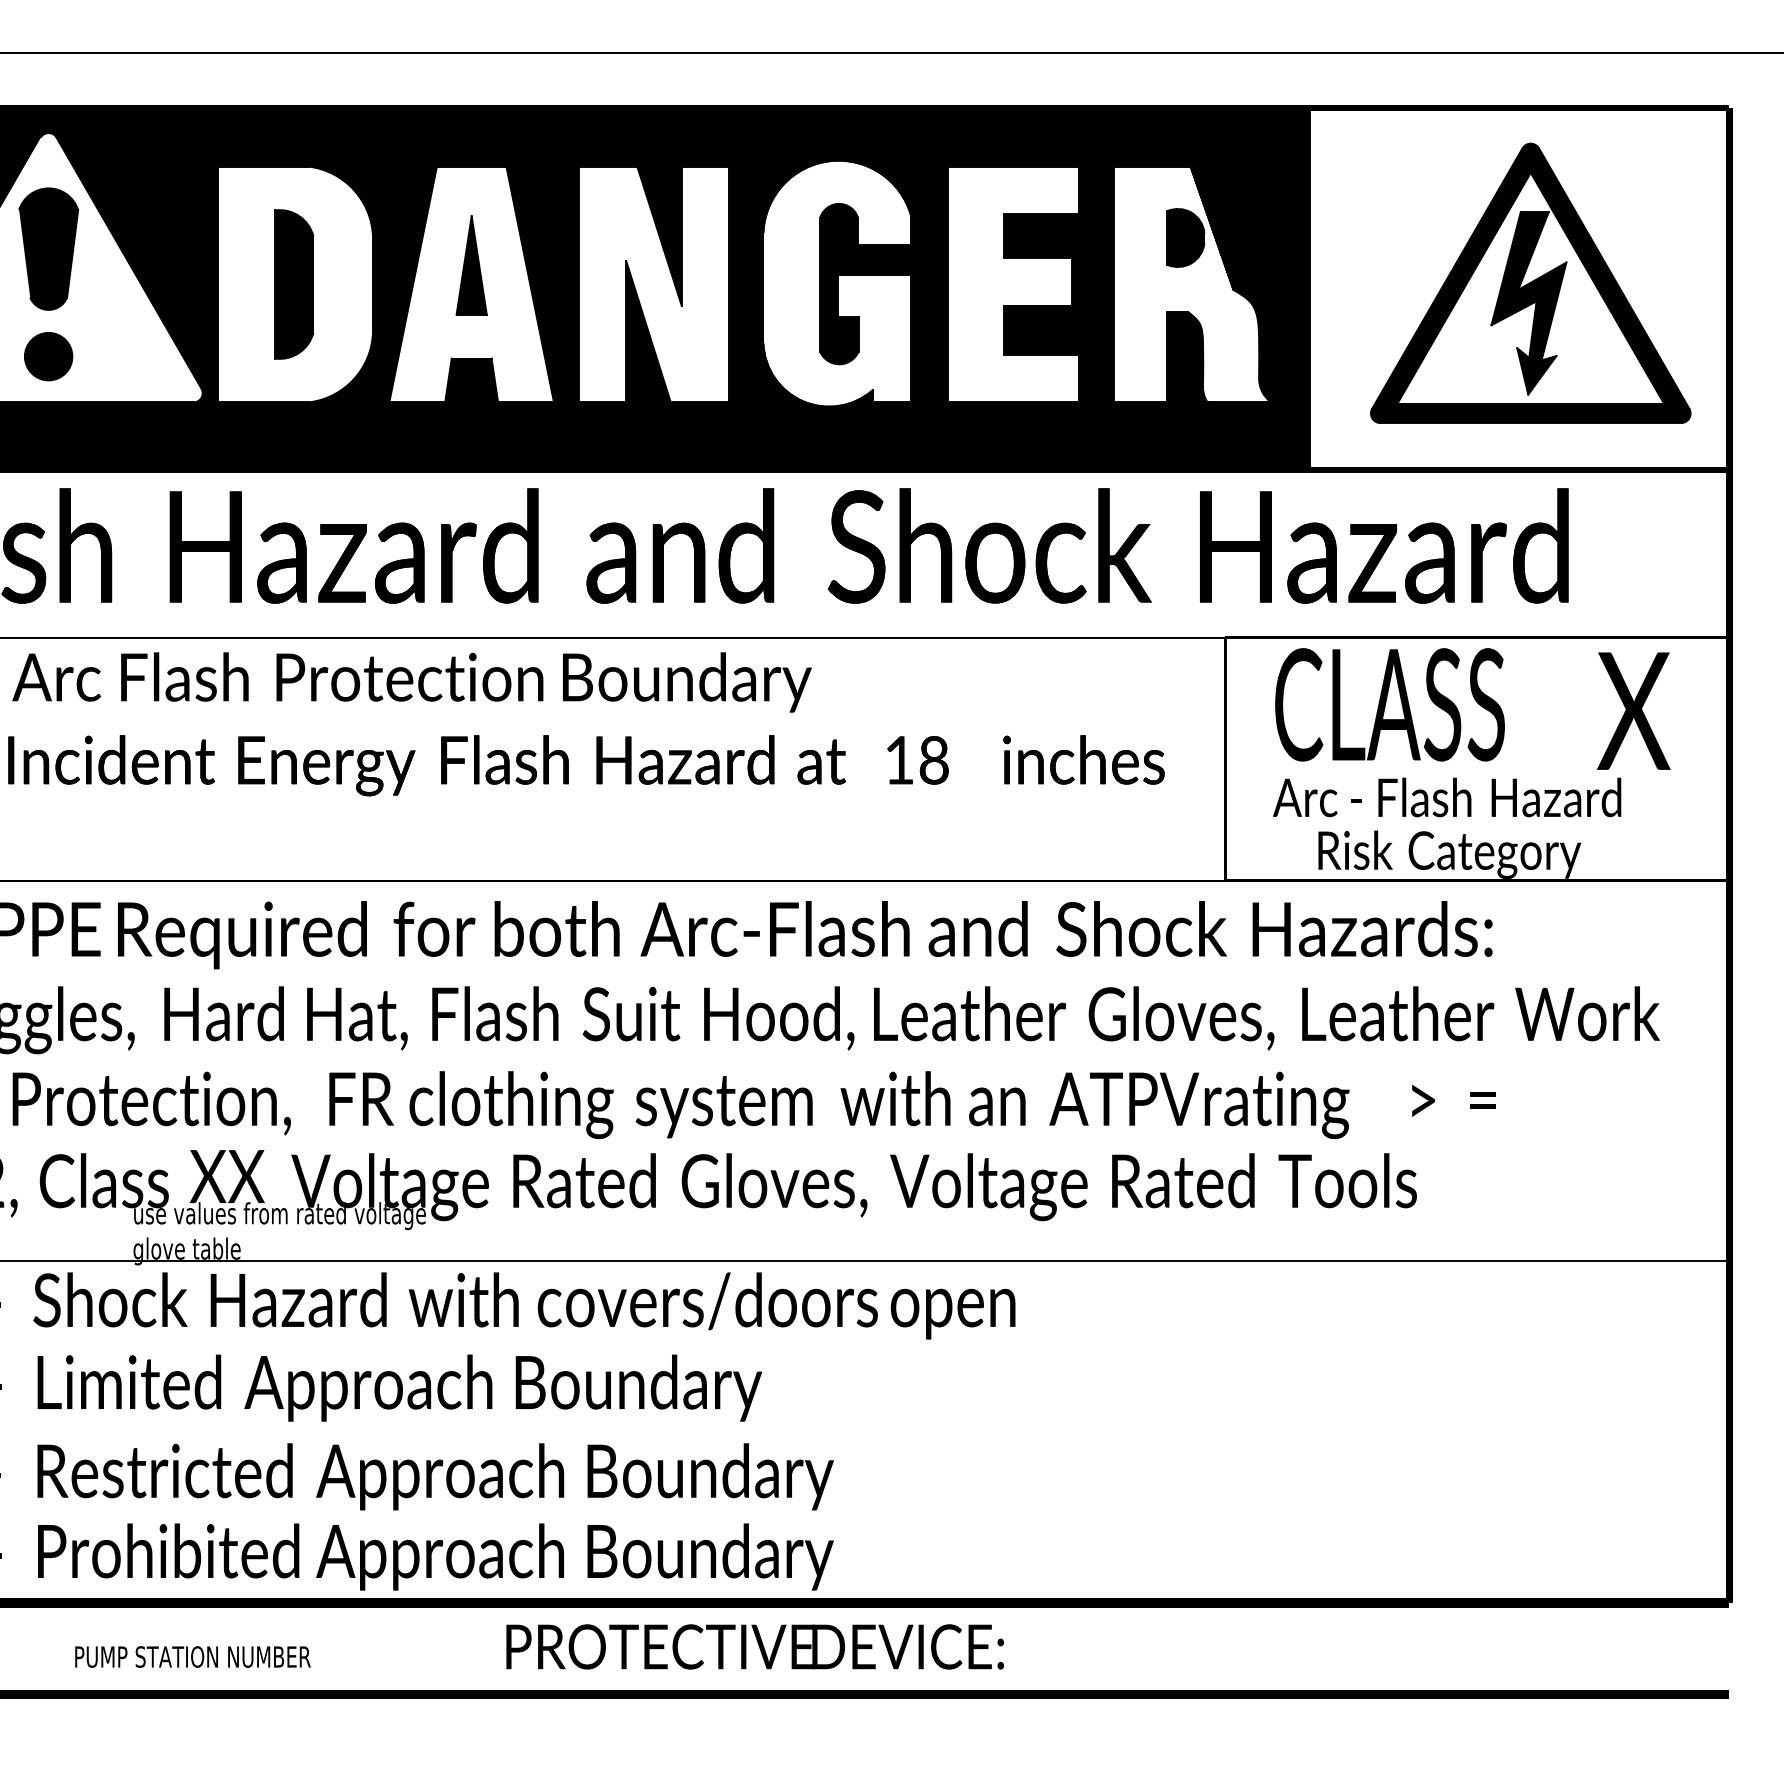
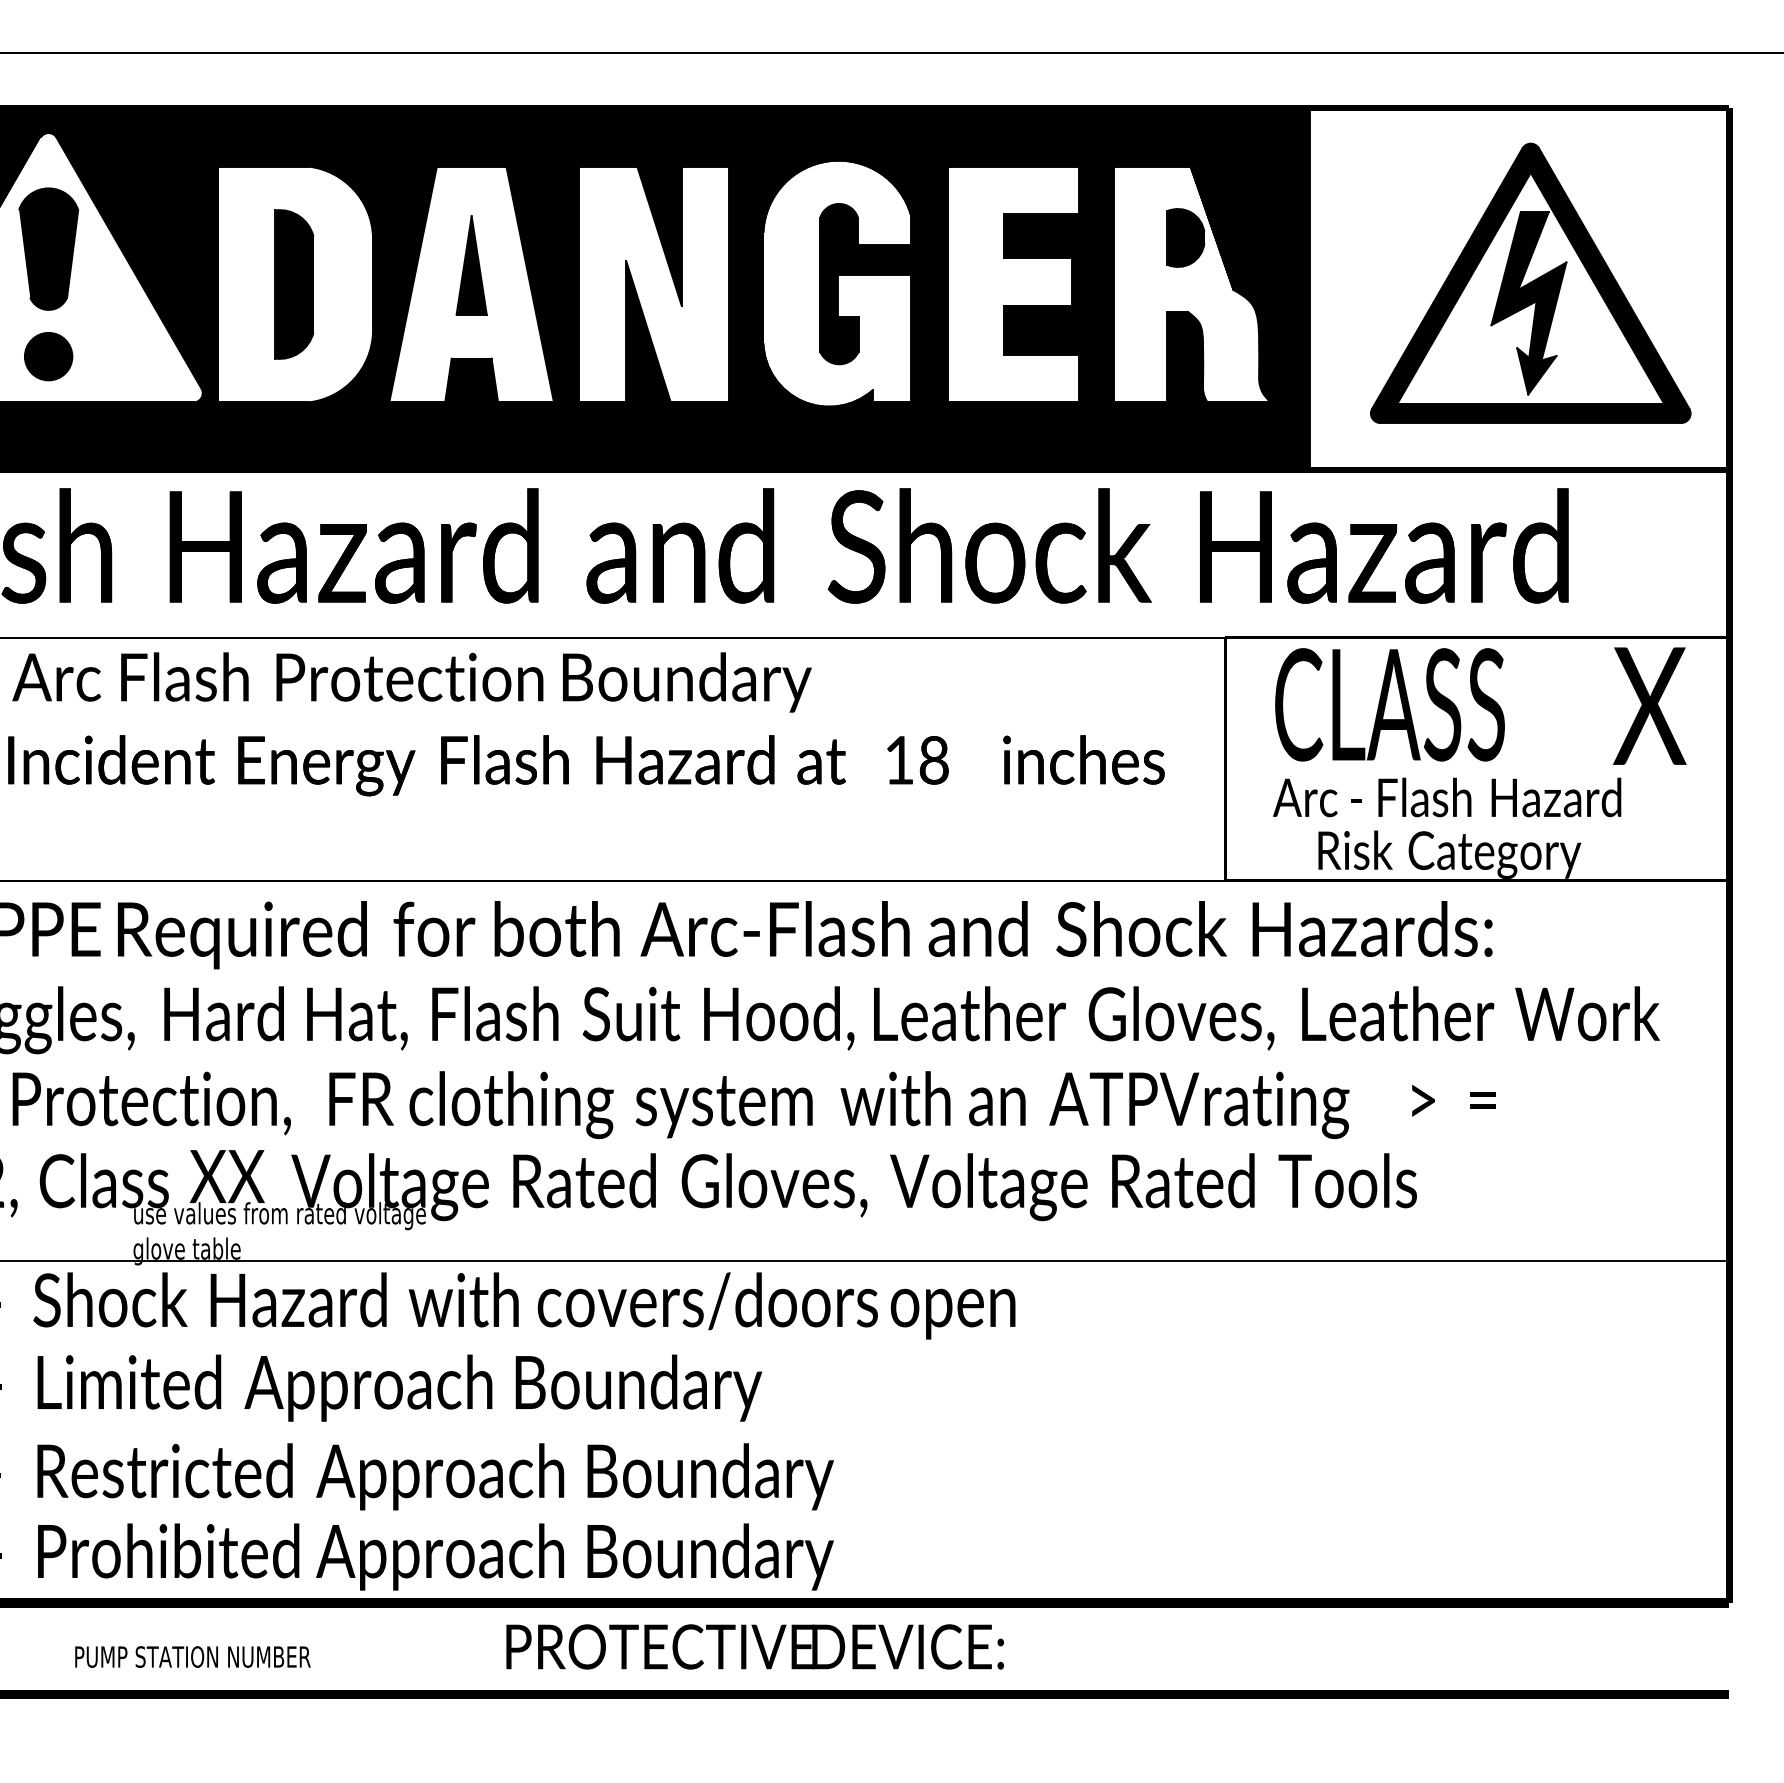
text position: (1633, 710) -> (1649, 705) (1649, 705)
